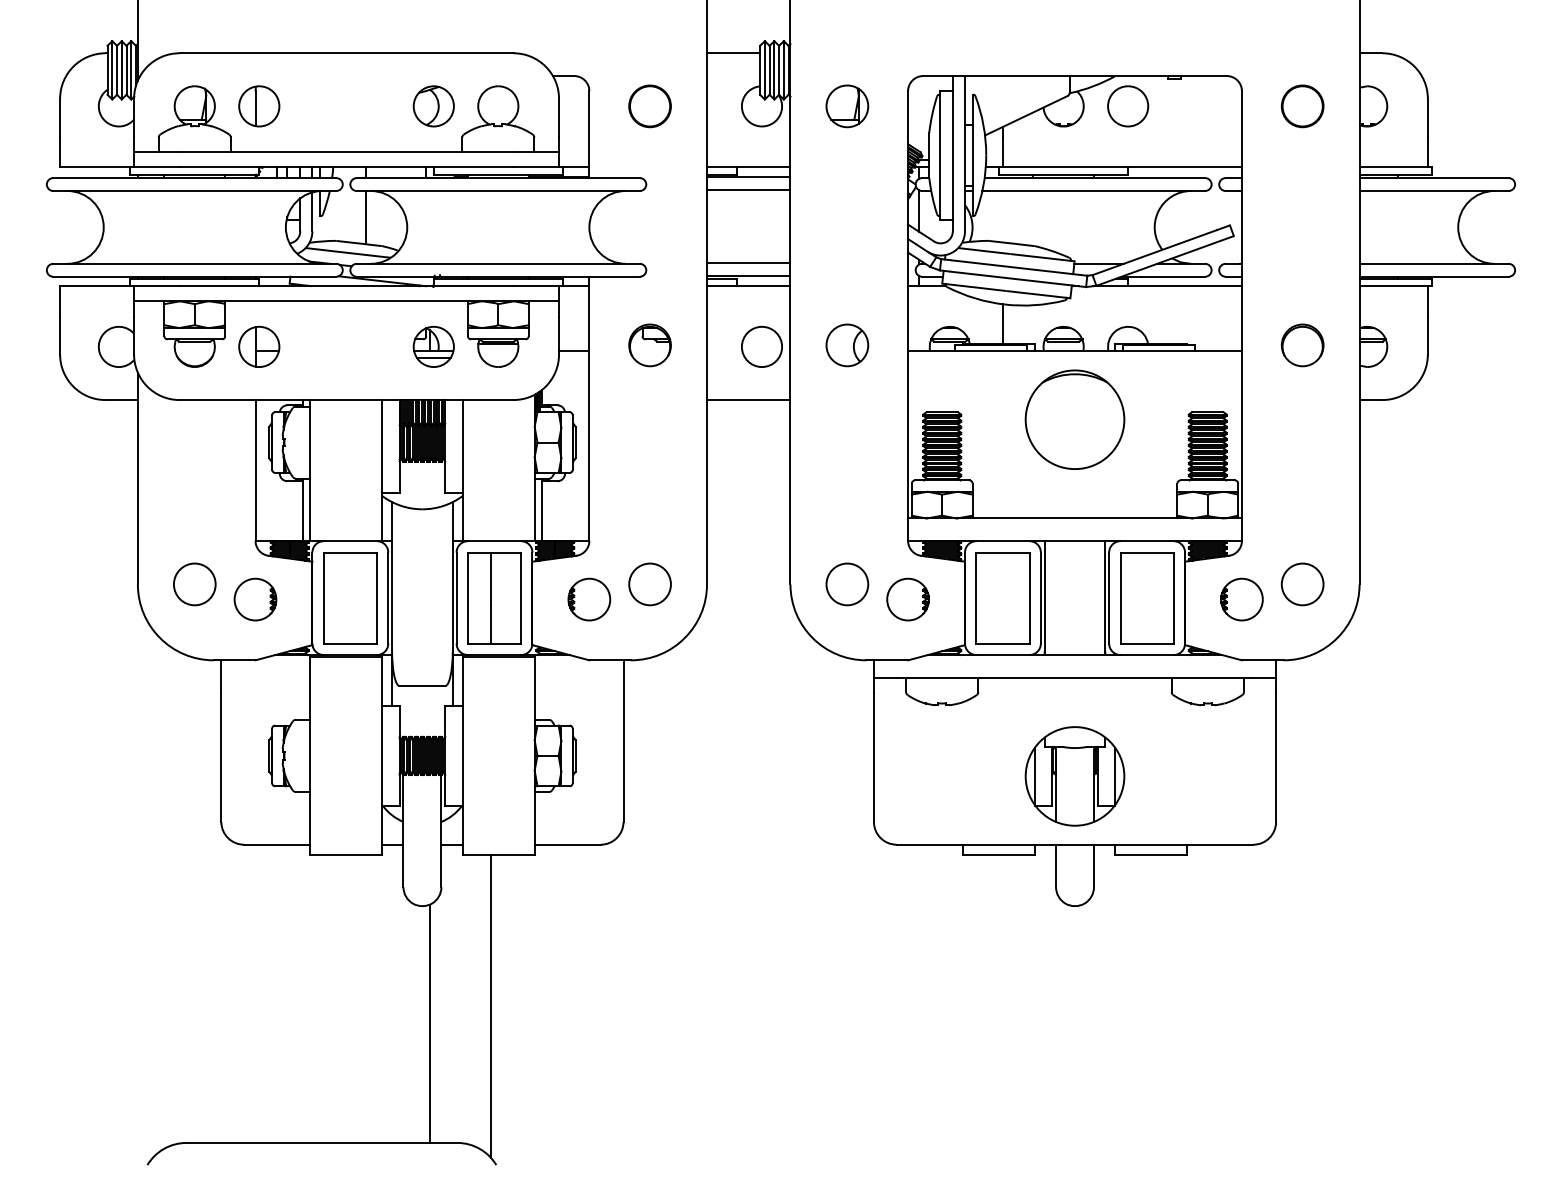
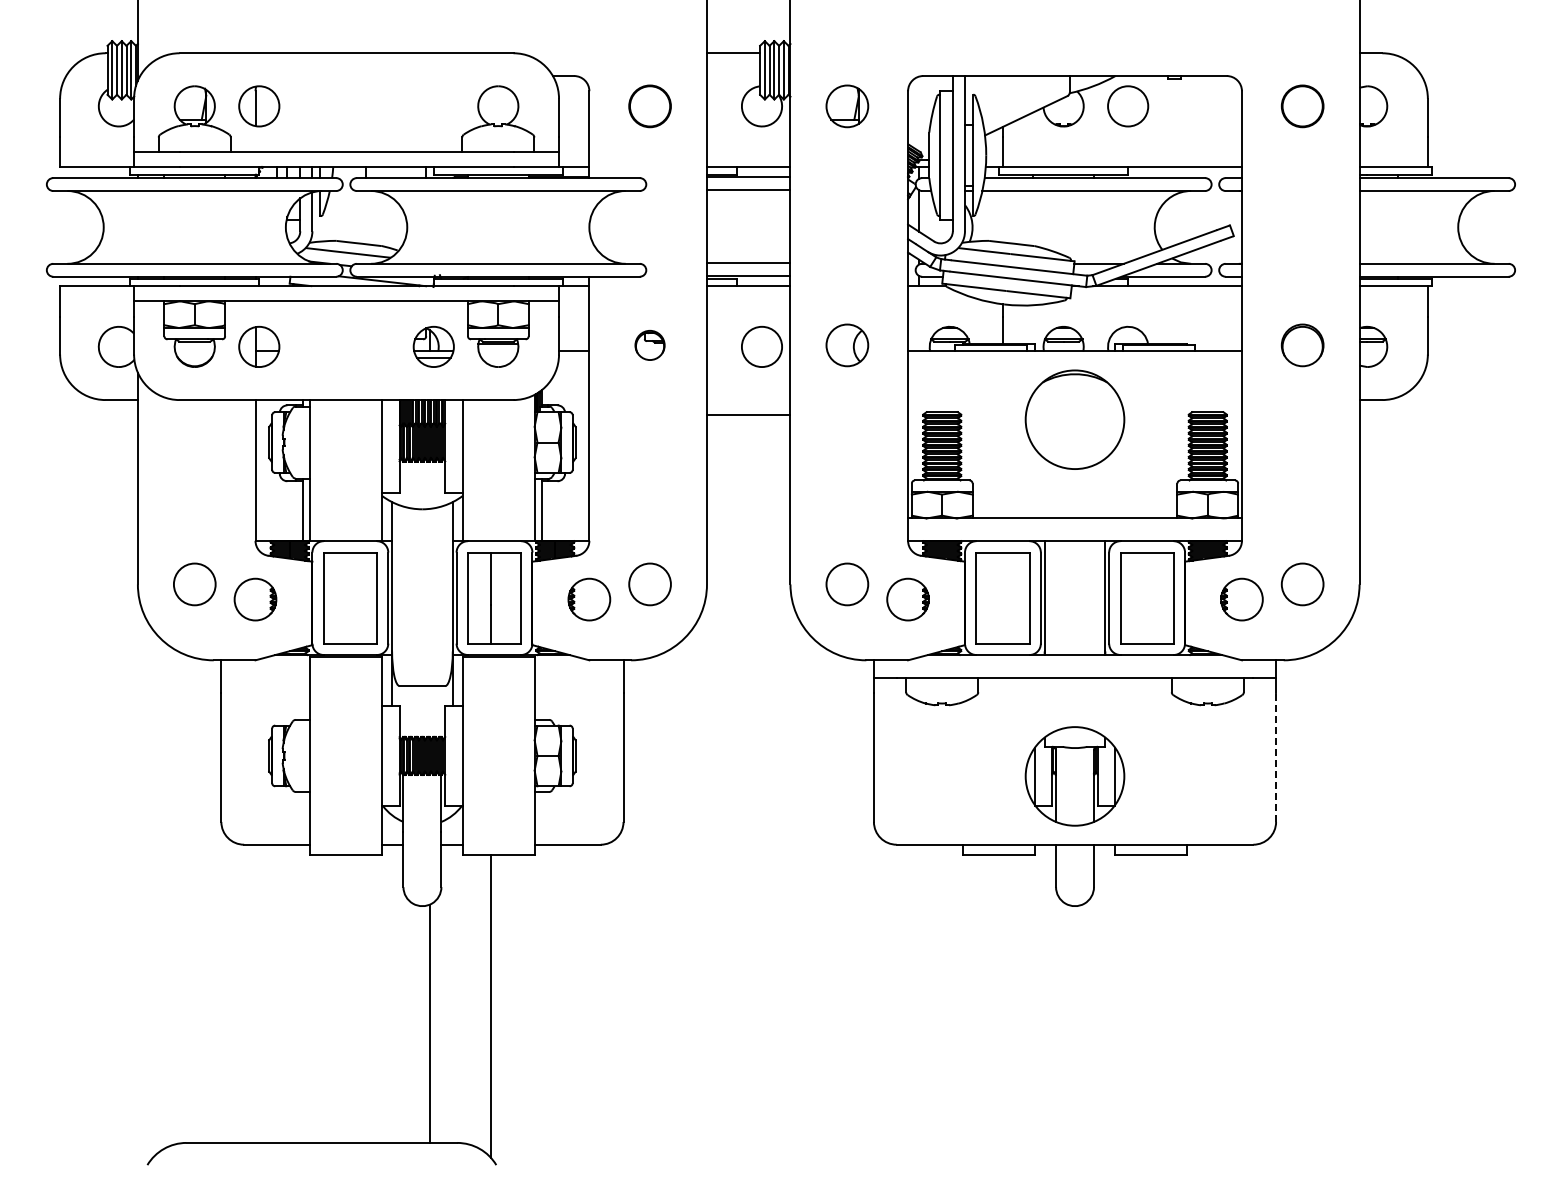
part: present -> none (433, 106)
line: present -> none (365, 217)
part size: 44x45 px -> 32x31 px (649, 345)
line position: (748, 400) -> (748, 415) (748, 415)
line: solid -> dashed (1276, 757)
